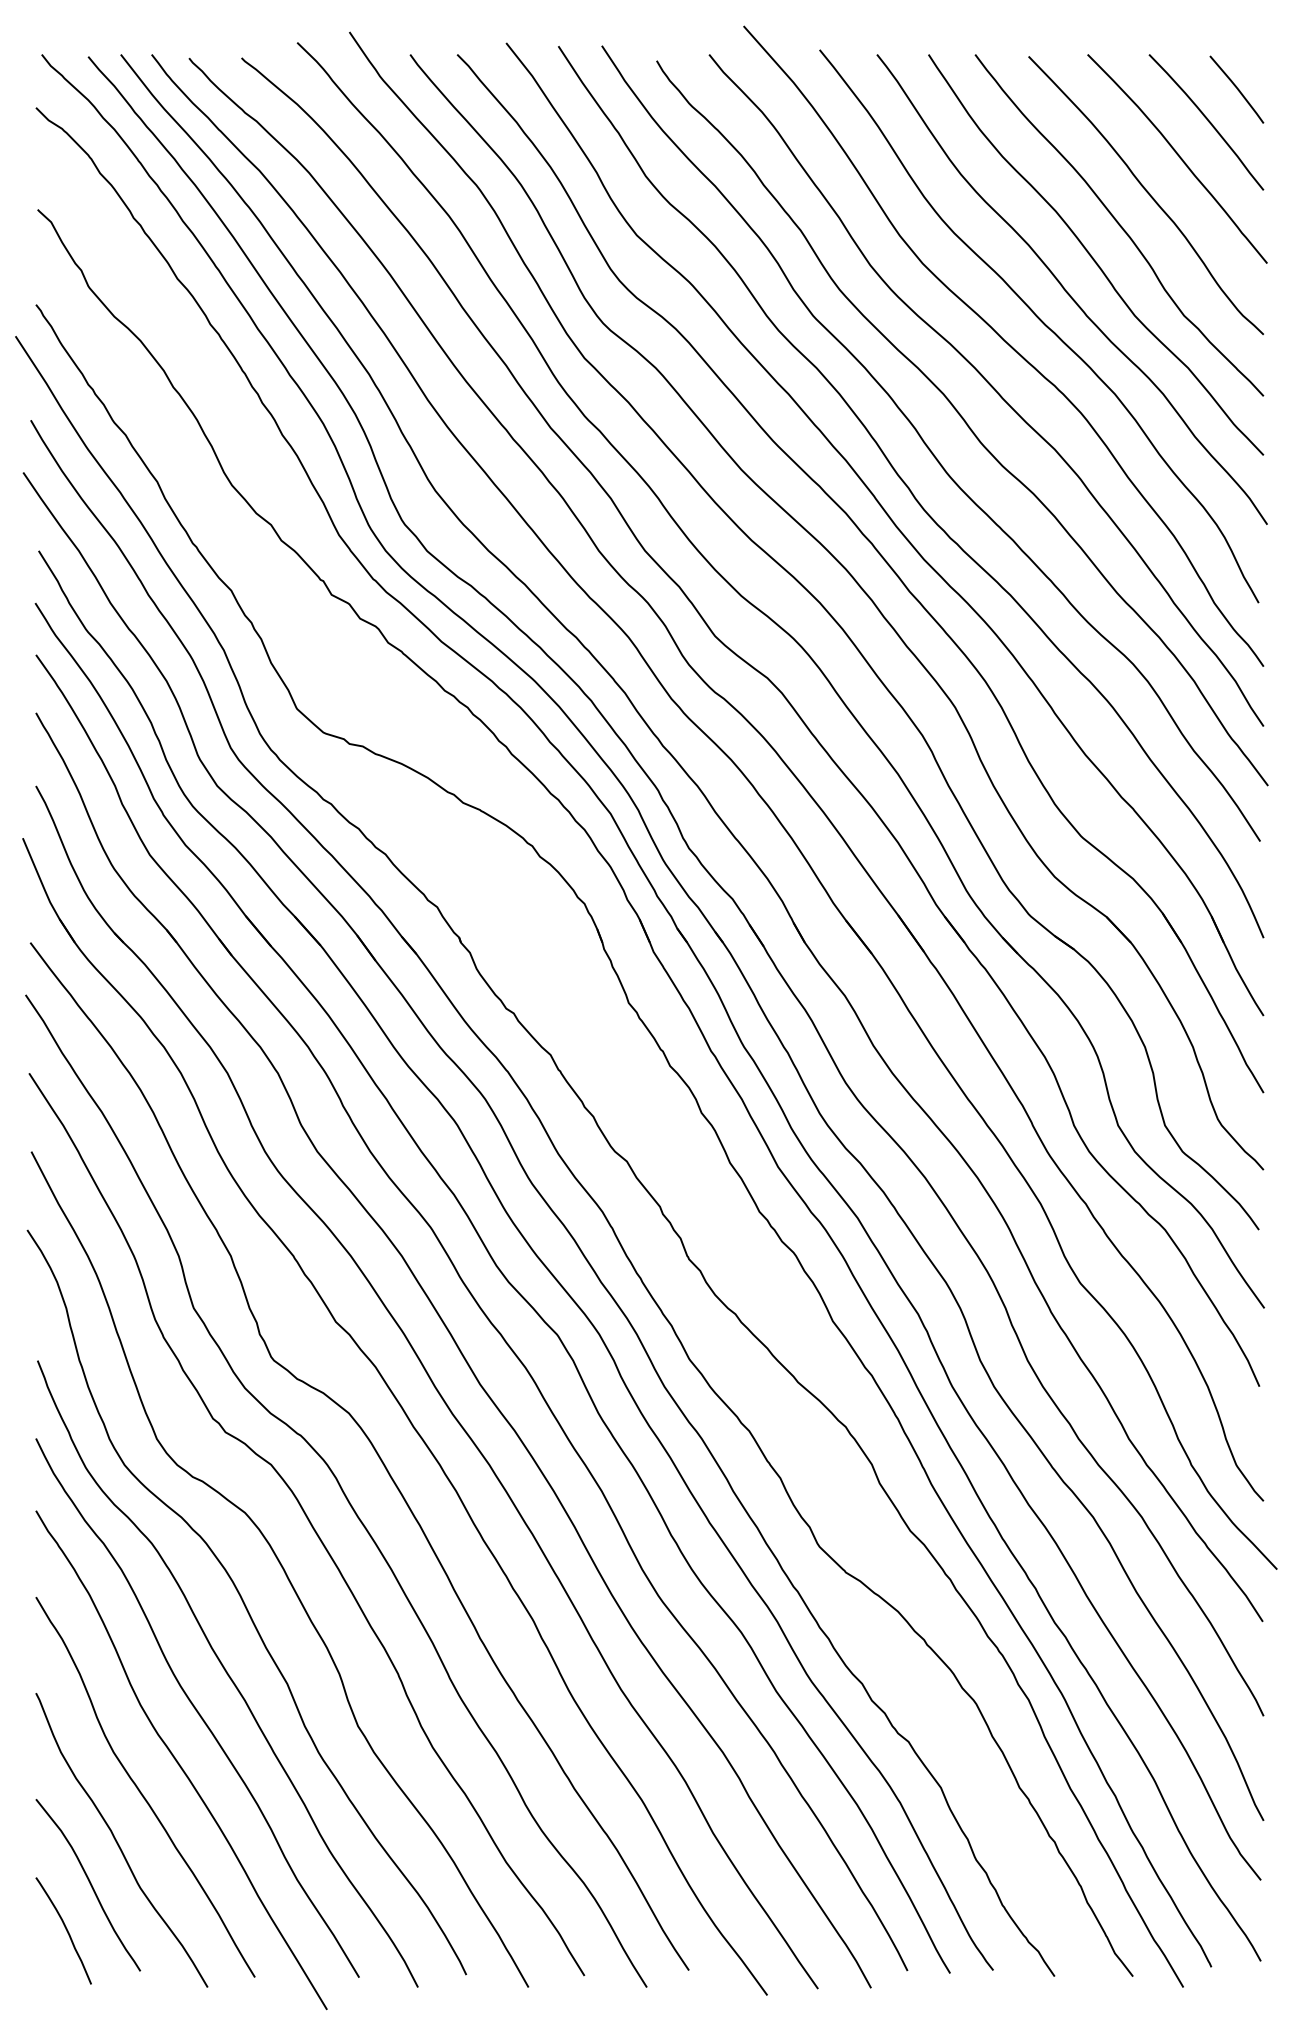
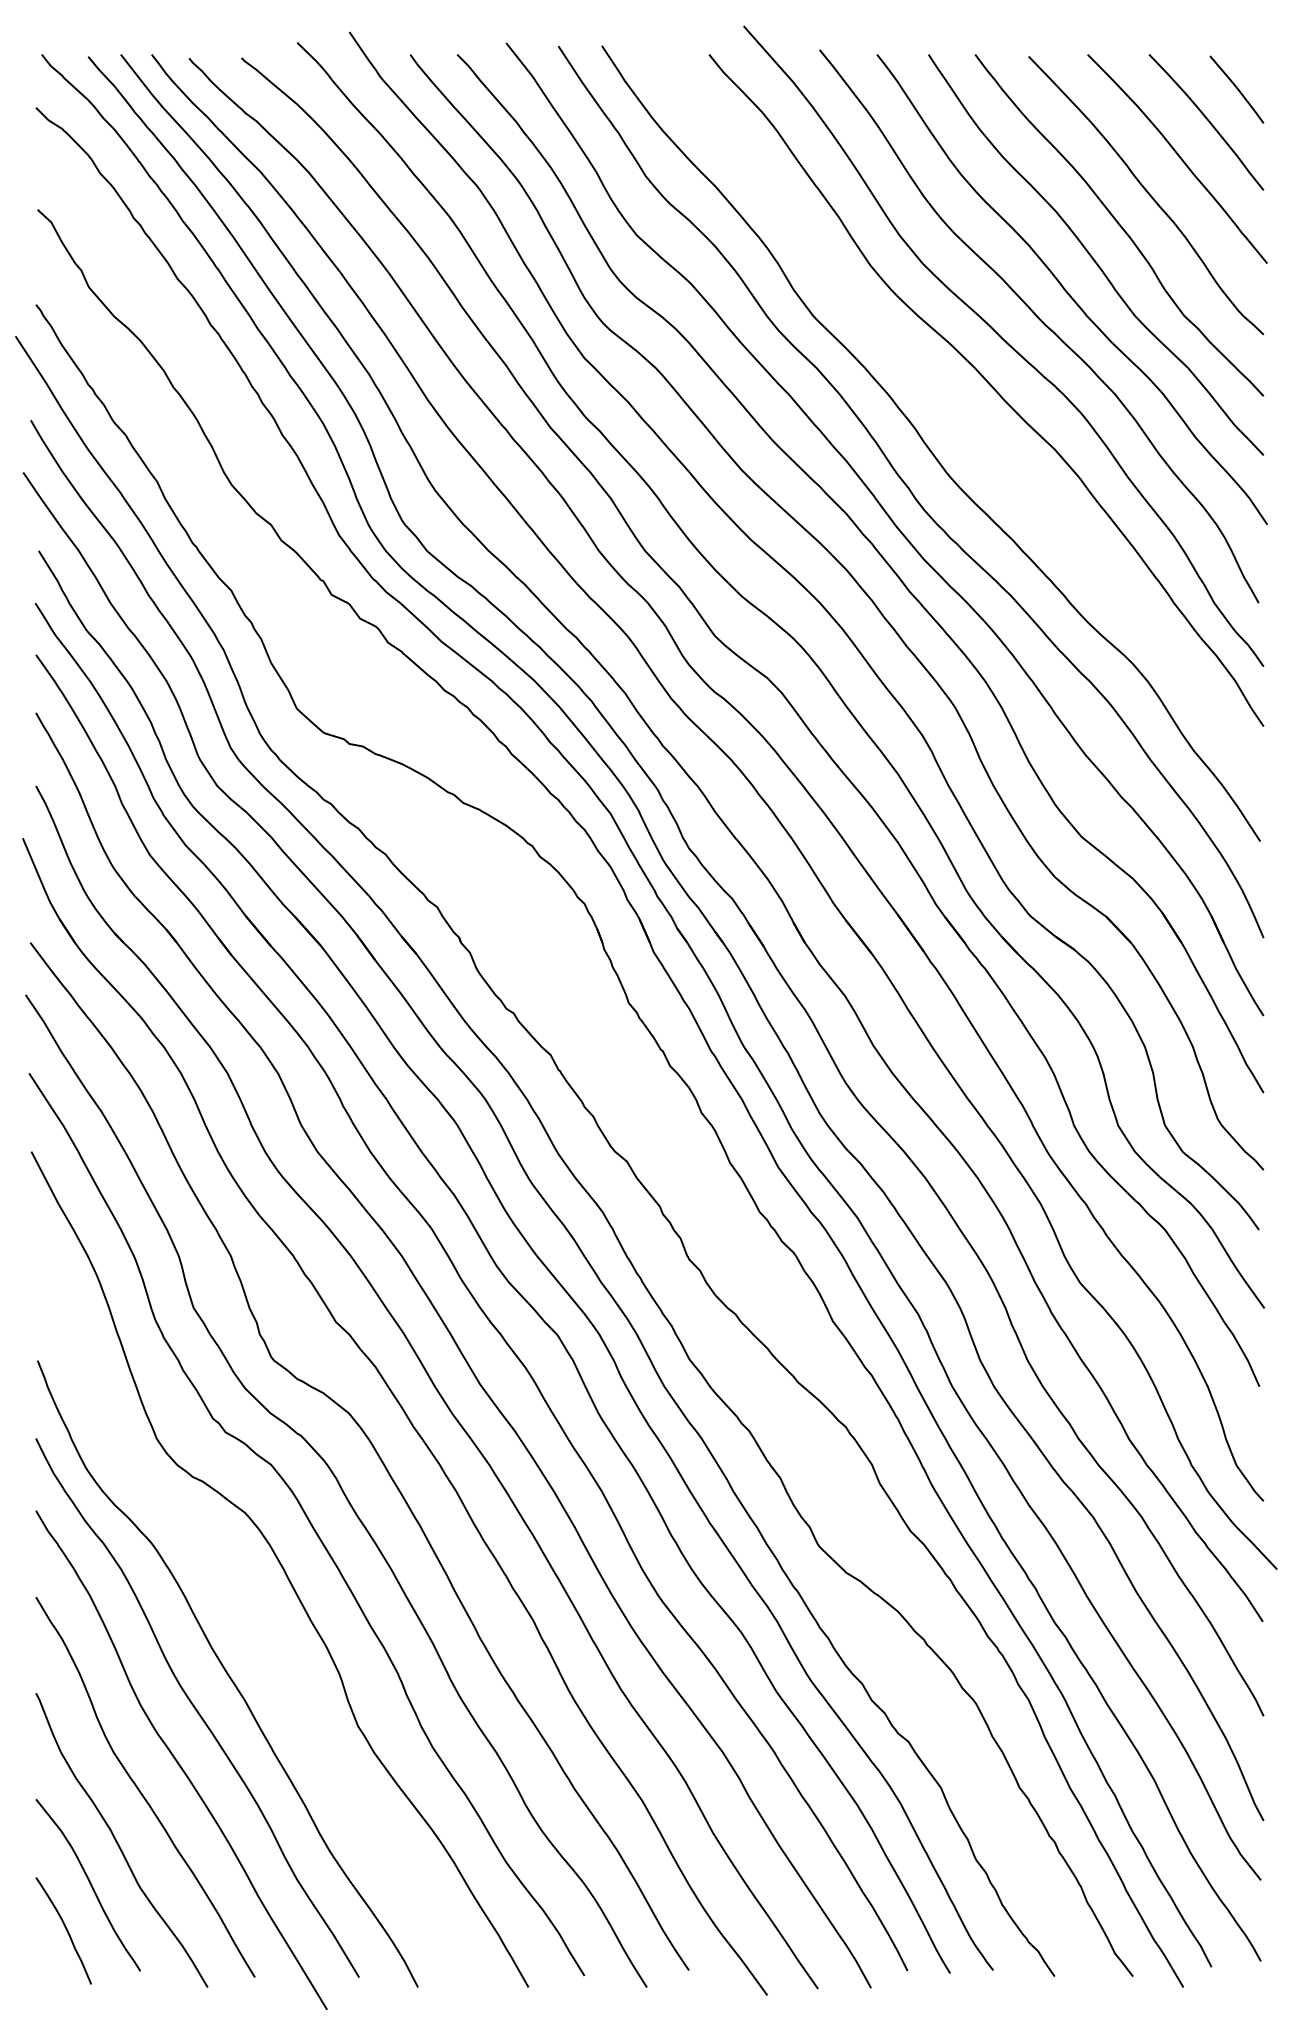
curve: present -> none (963, 421)
curve: present -> none (245, 1603)
